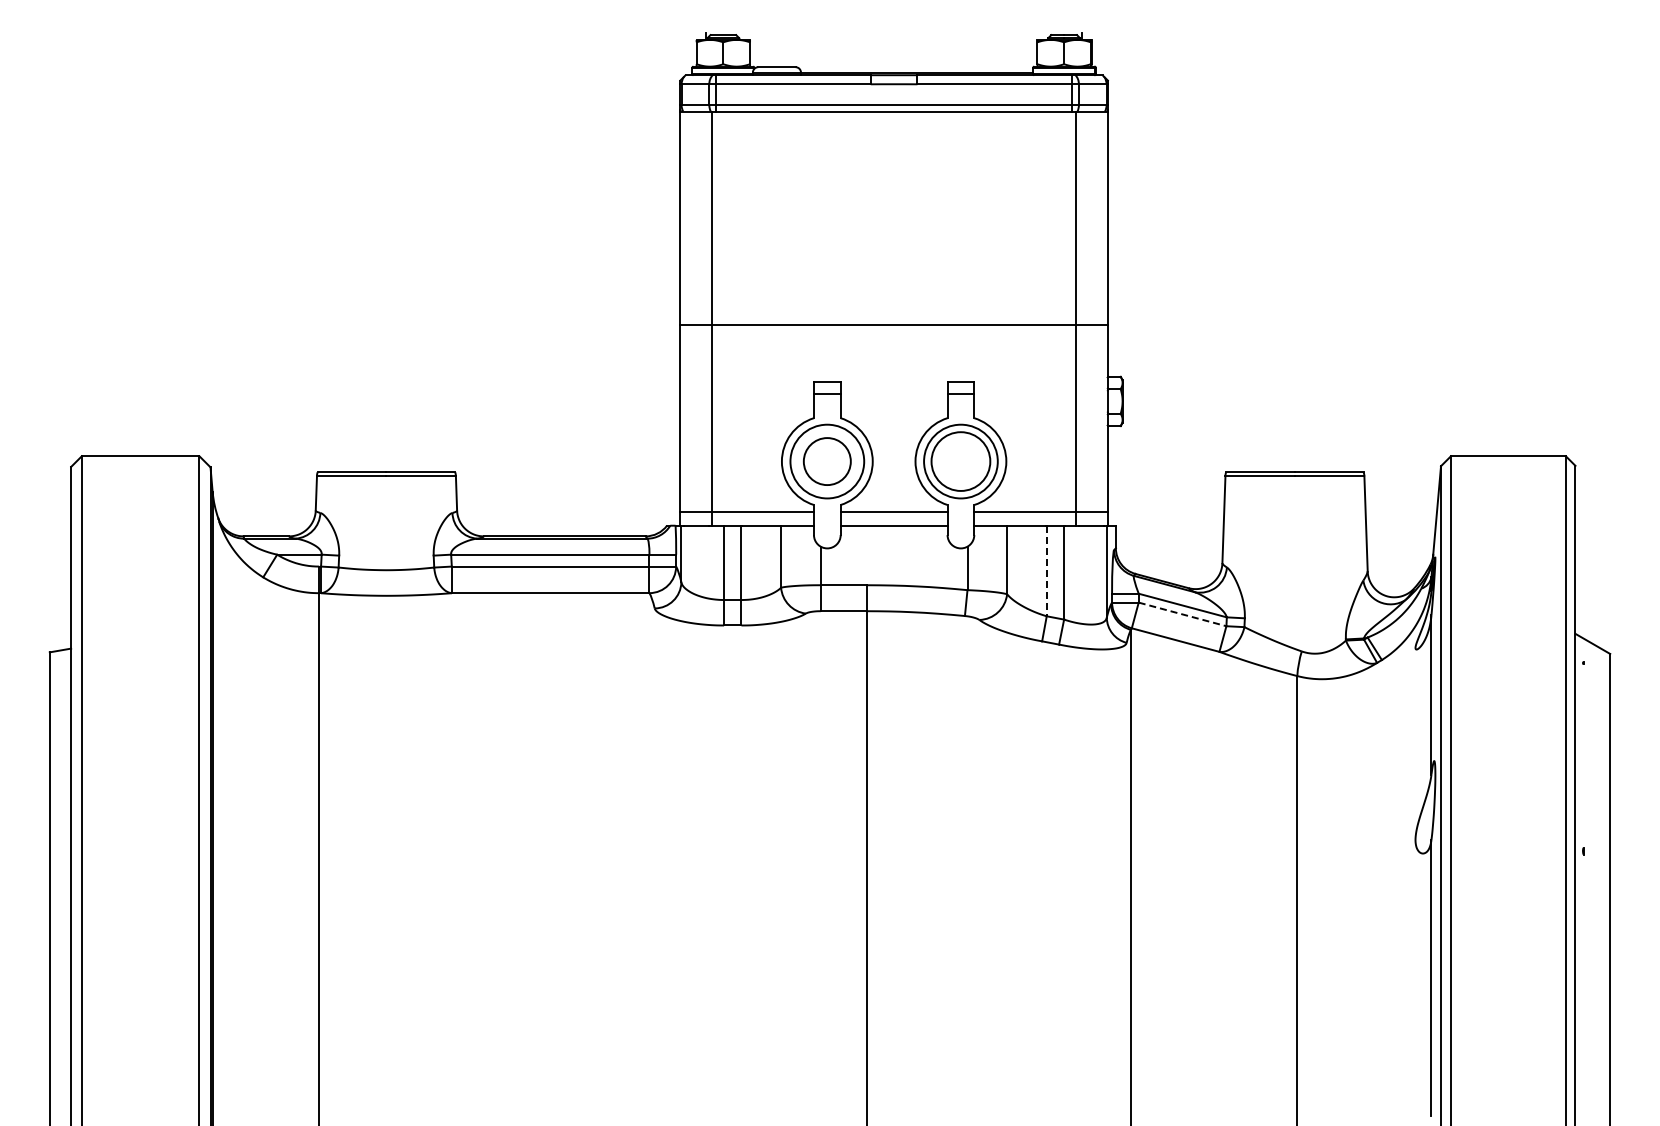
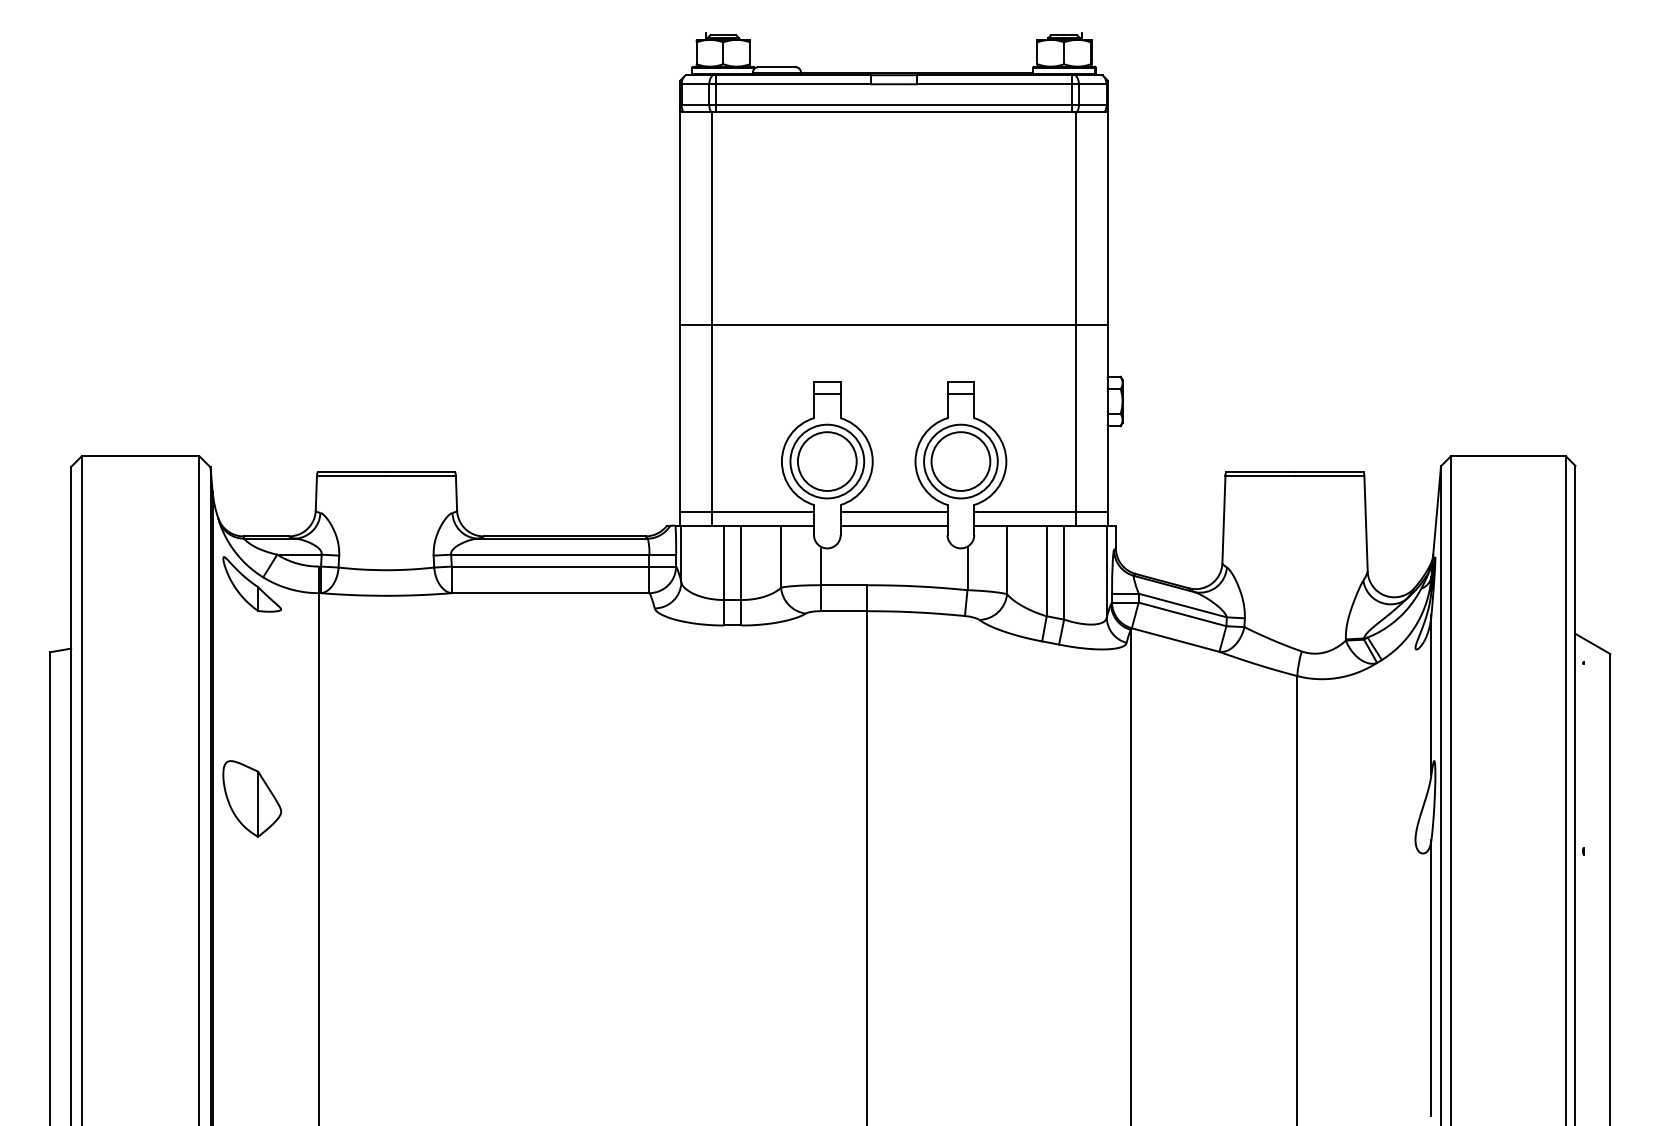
circle diameter: 47 px -> 59 px (826, 461)
line: dashed -> solid (1046, 571)
part: none -> present (252, 584)
line: dashed -> solid (1183, 614)
part: none -> present (252, 798)
